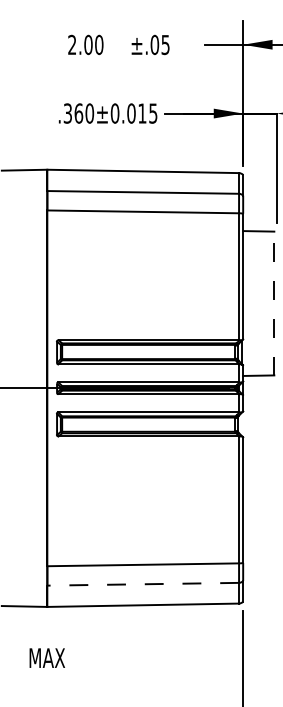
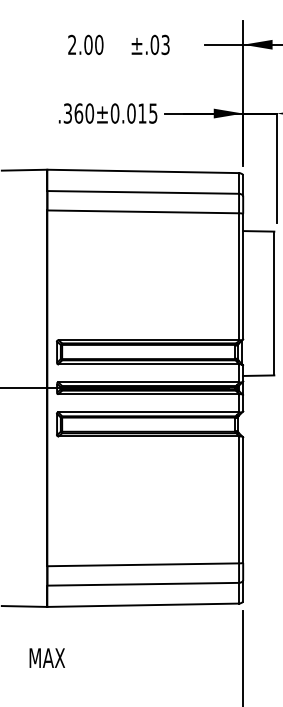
text: ±.05 -> ±.03 (165, 44)
line: dashed -> solid (274, 303)
line: dashed -> solid (143, 584)
